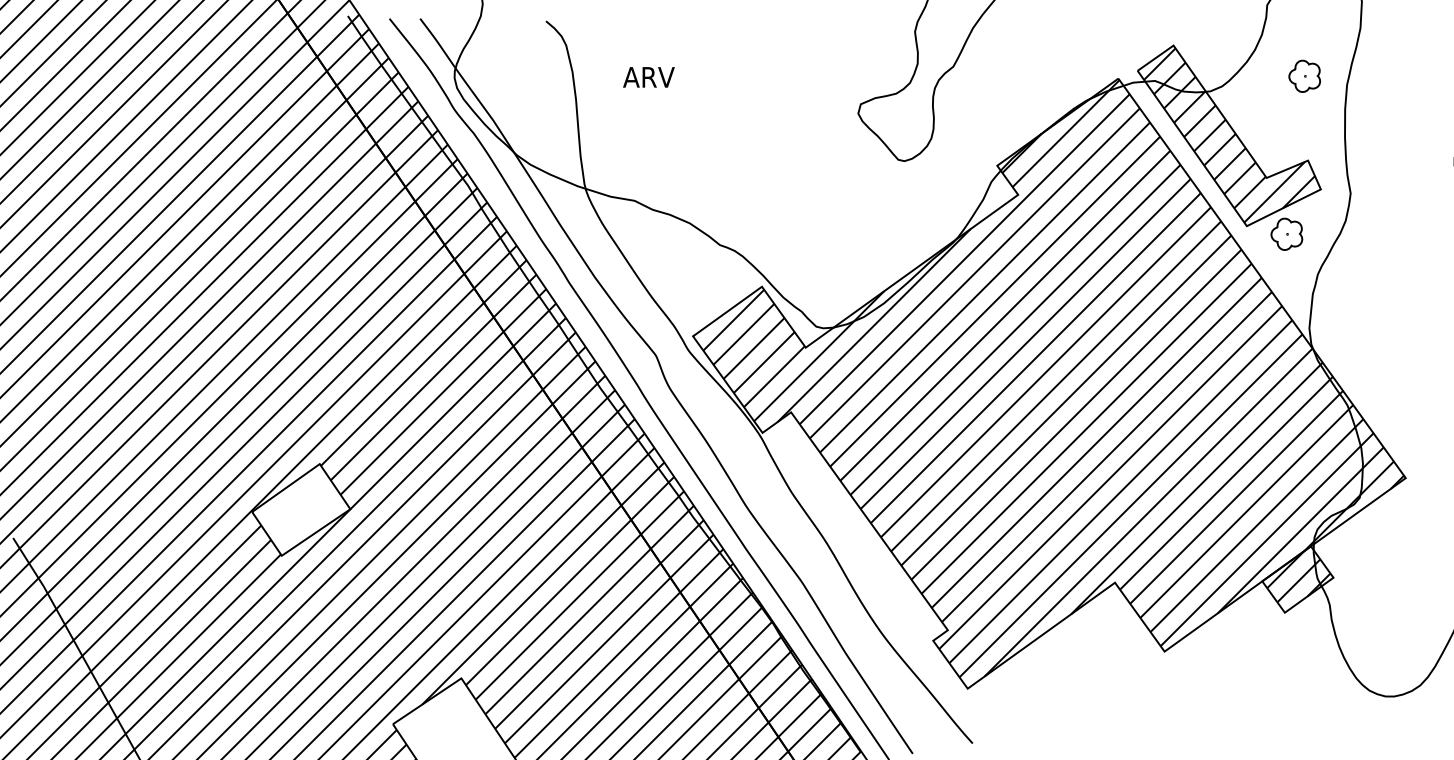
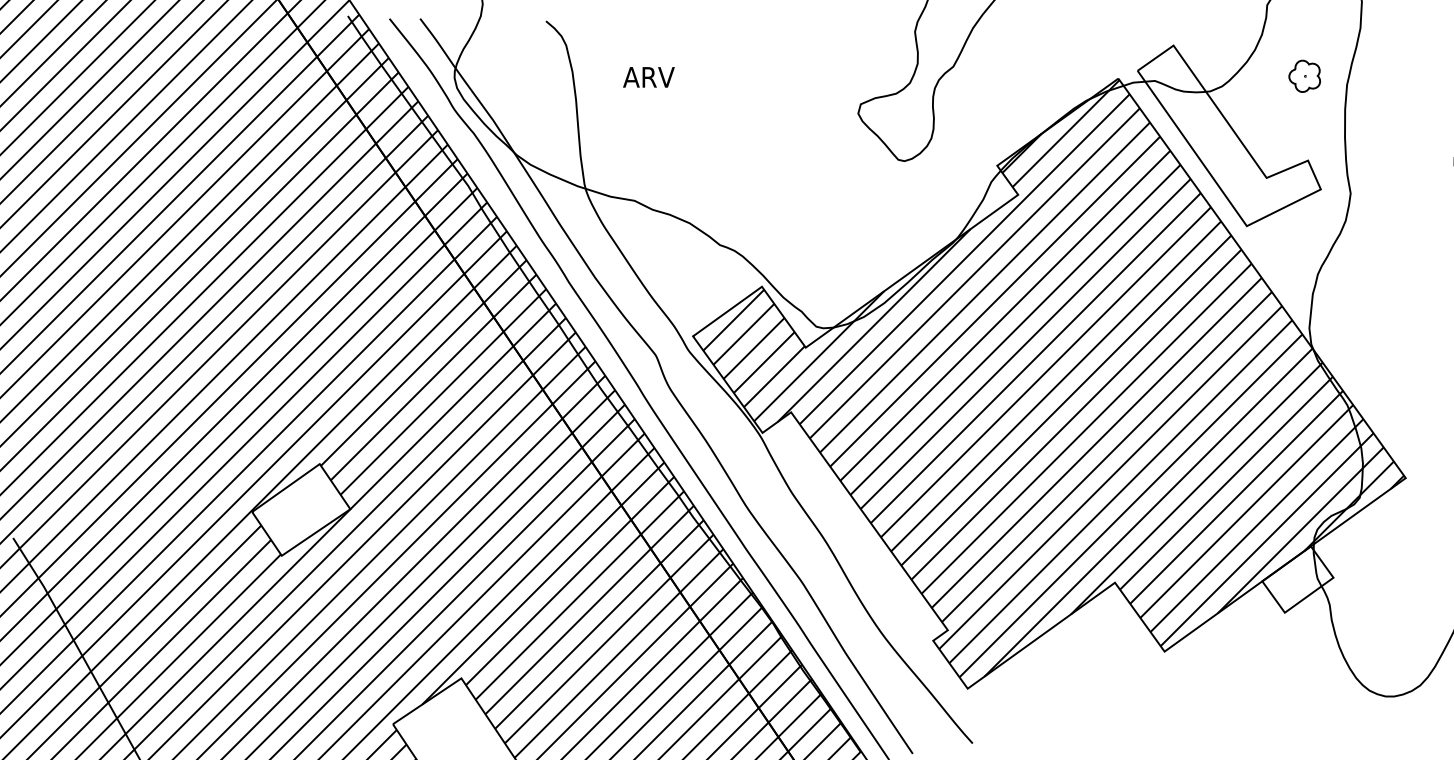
hatch: present -> none (1229, 135)
part: present -> none (1286, 233)
hatch: present -> none (1298, 576)
